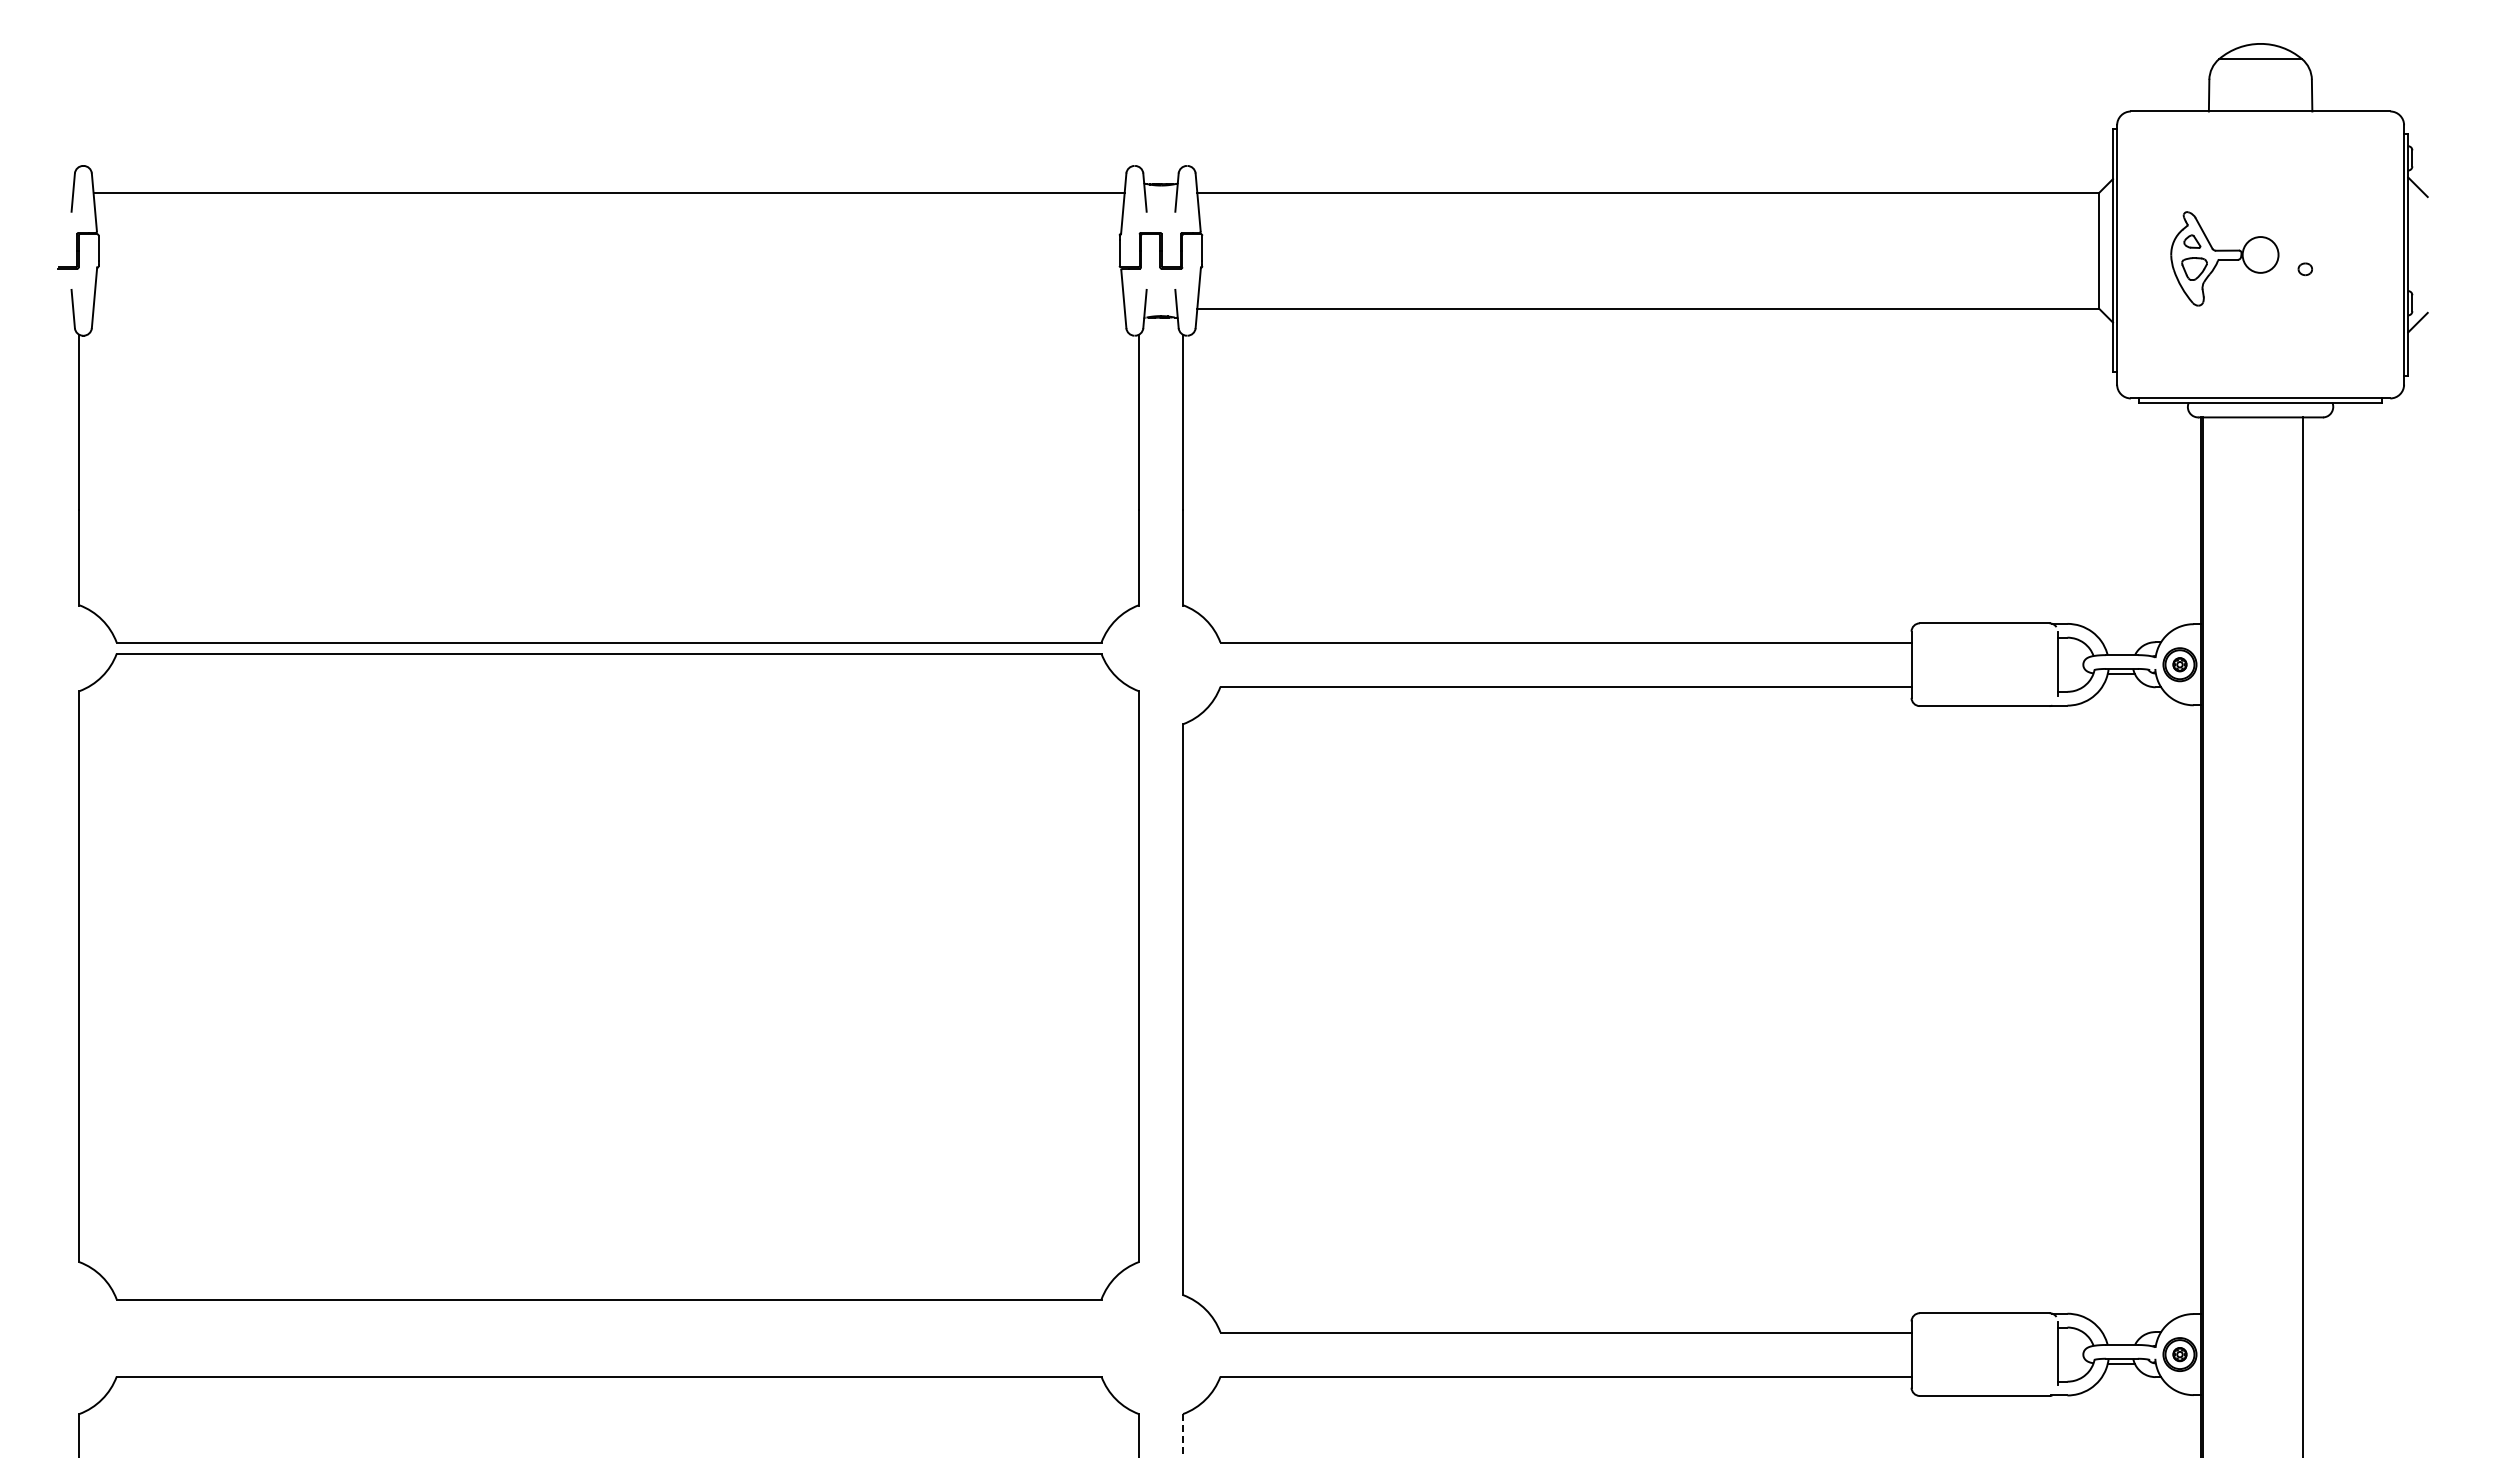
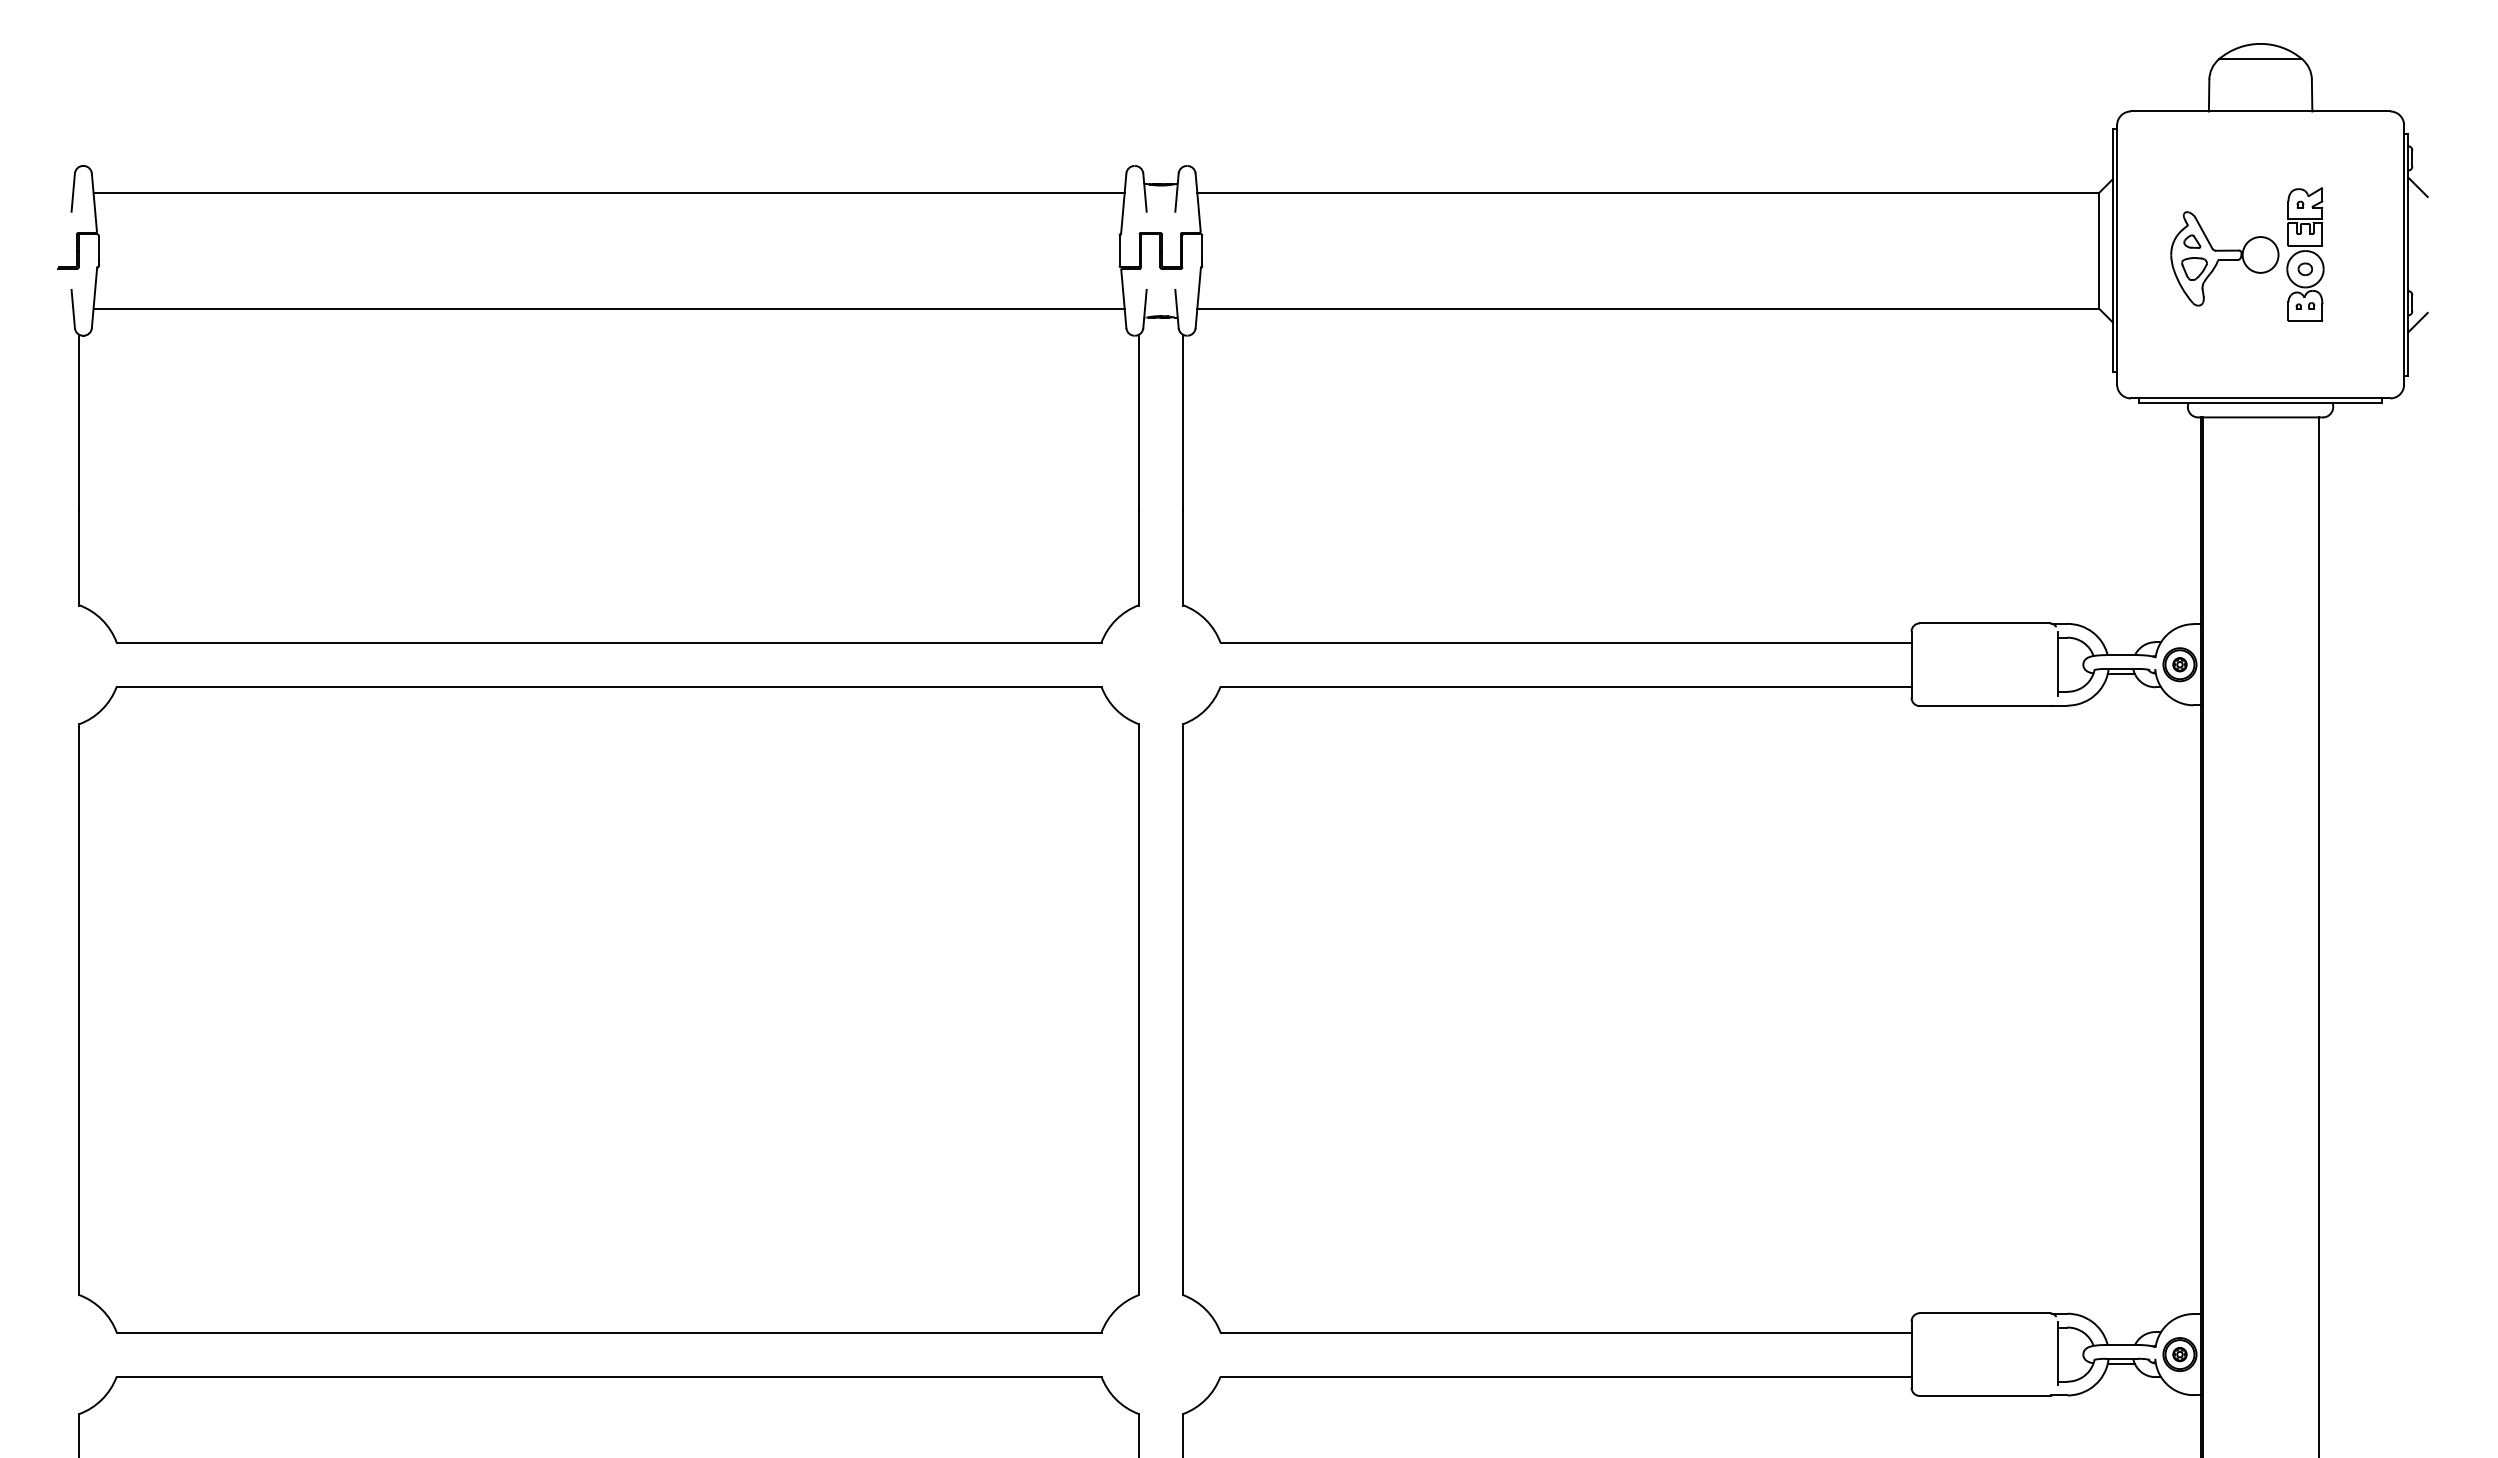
part: none -> present (2305, 254)
line: none -> present (608, 308)
line position: (2302, 935) -> (2318, 935) (2318, 935)
part position: (608, 976) -> (608, 1009) (608, 1009)
line: dashed -> solid (1183, 1436)
